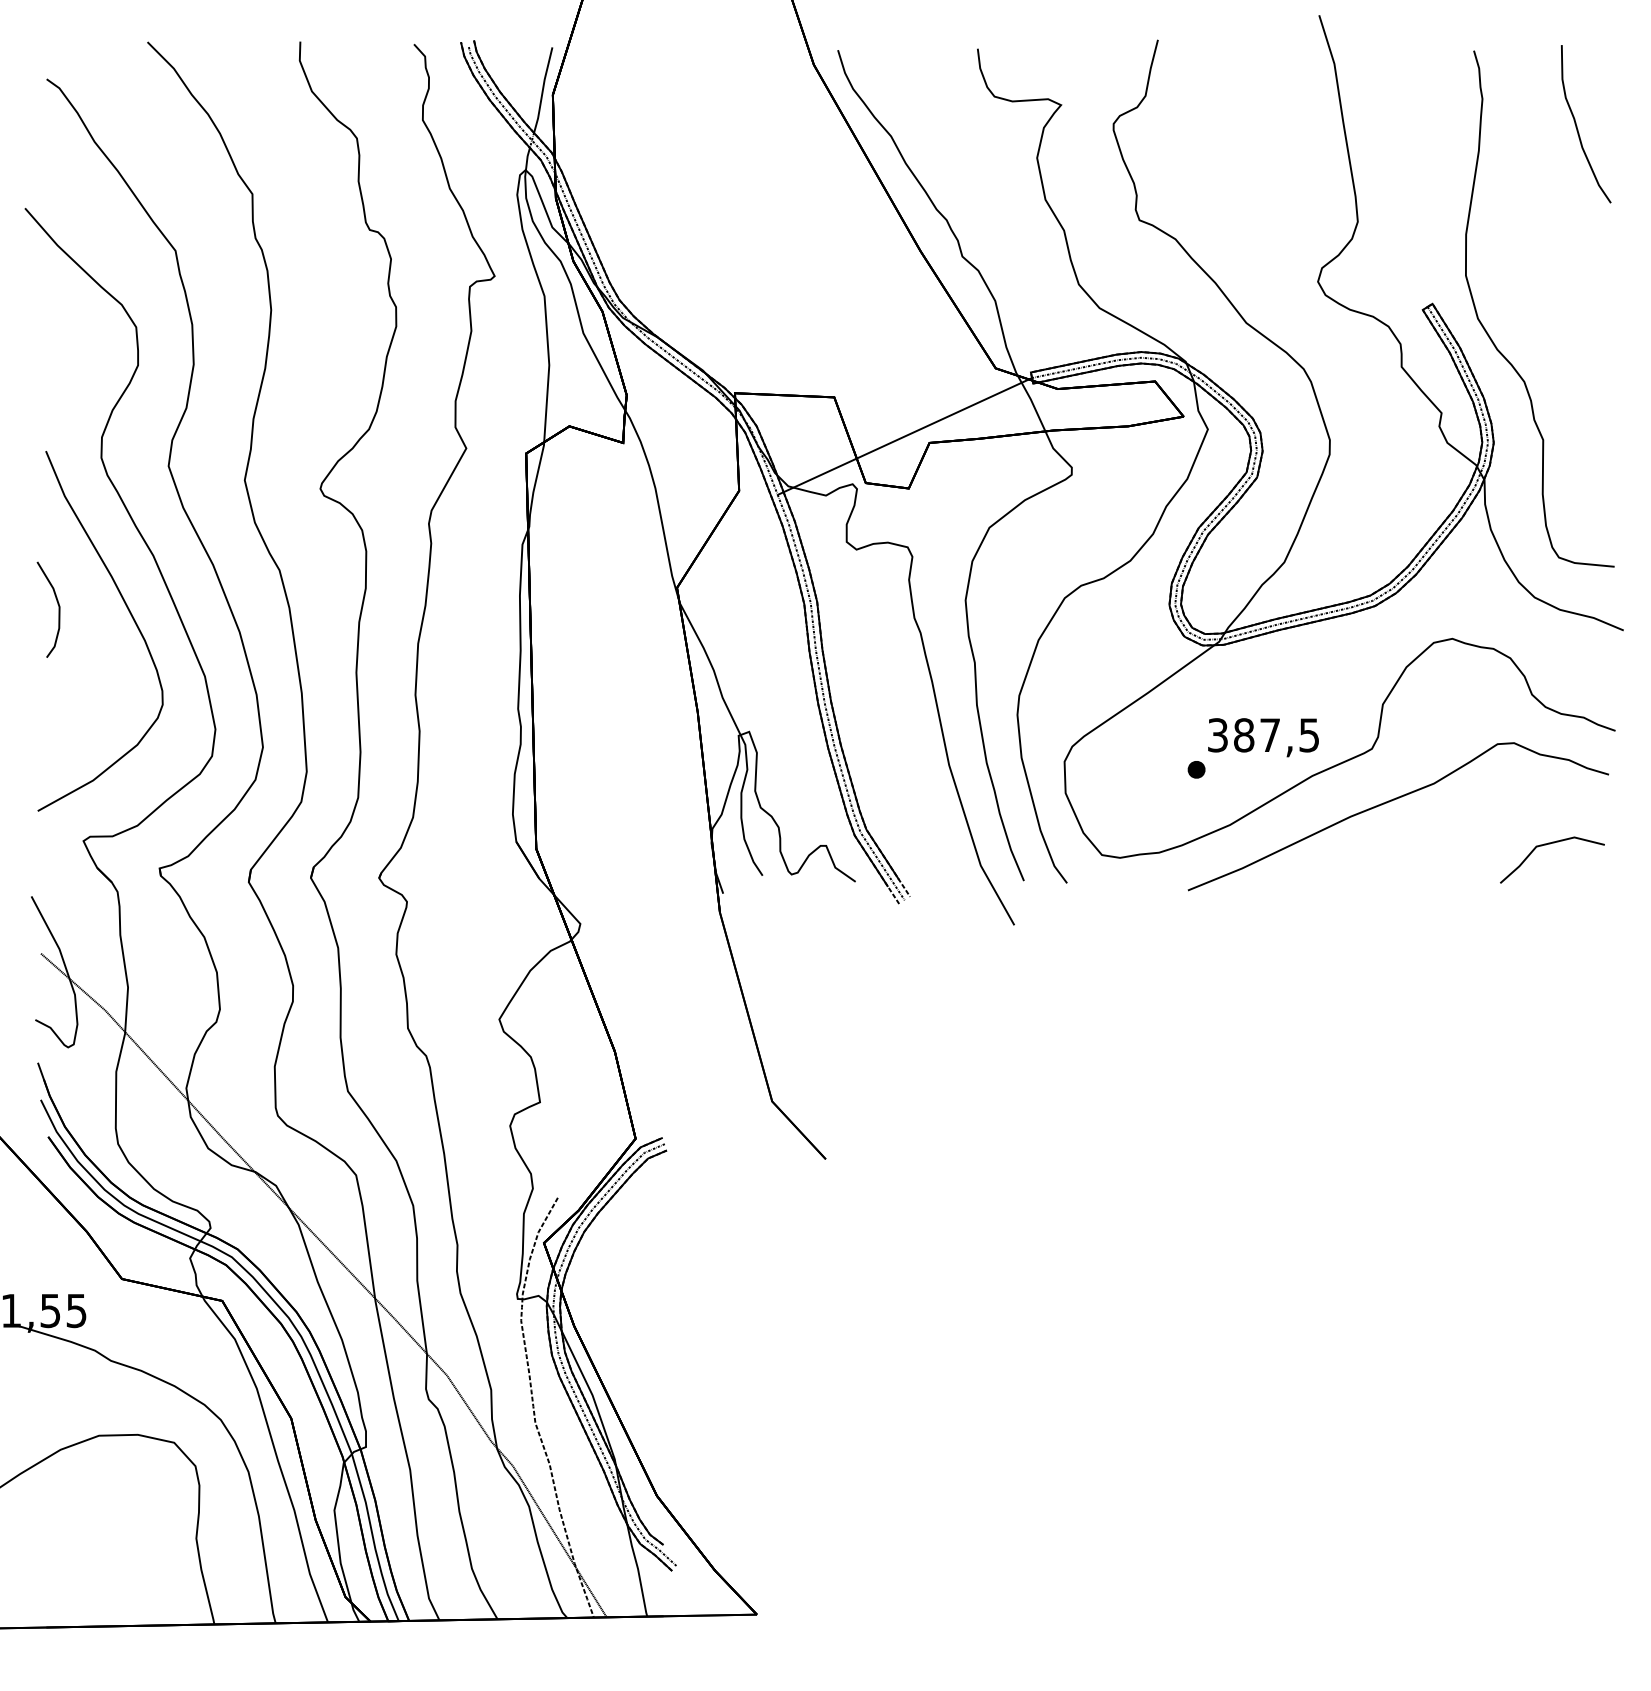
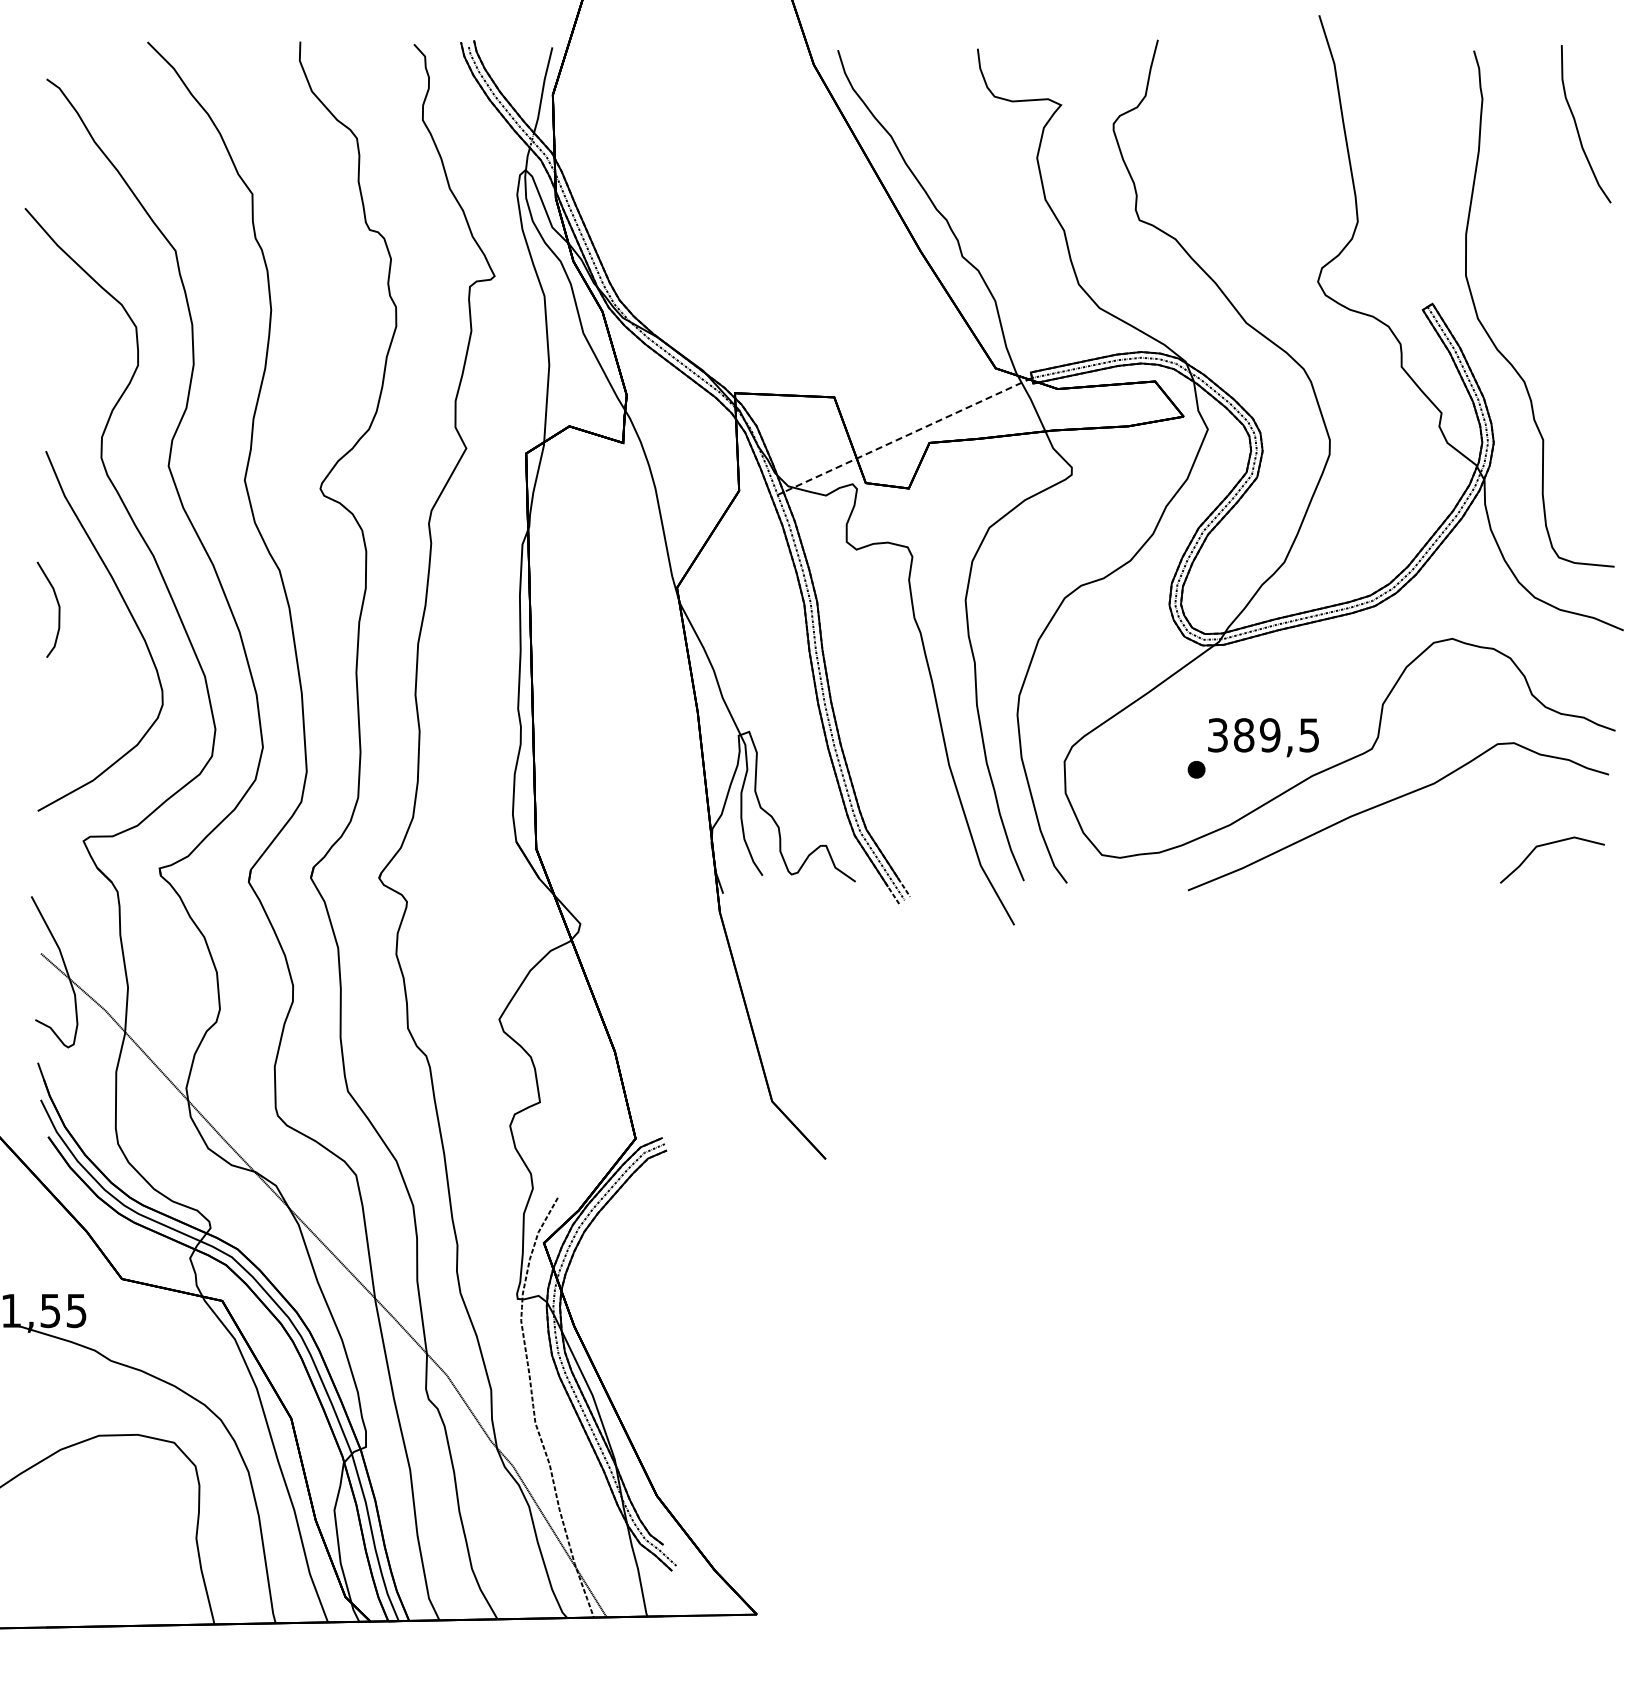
line: solid -> dashed (907, 435)
text: 387,5 -> 389,5 (1269, 735)
